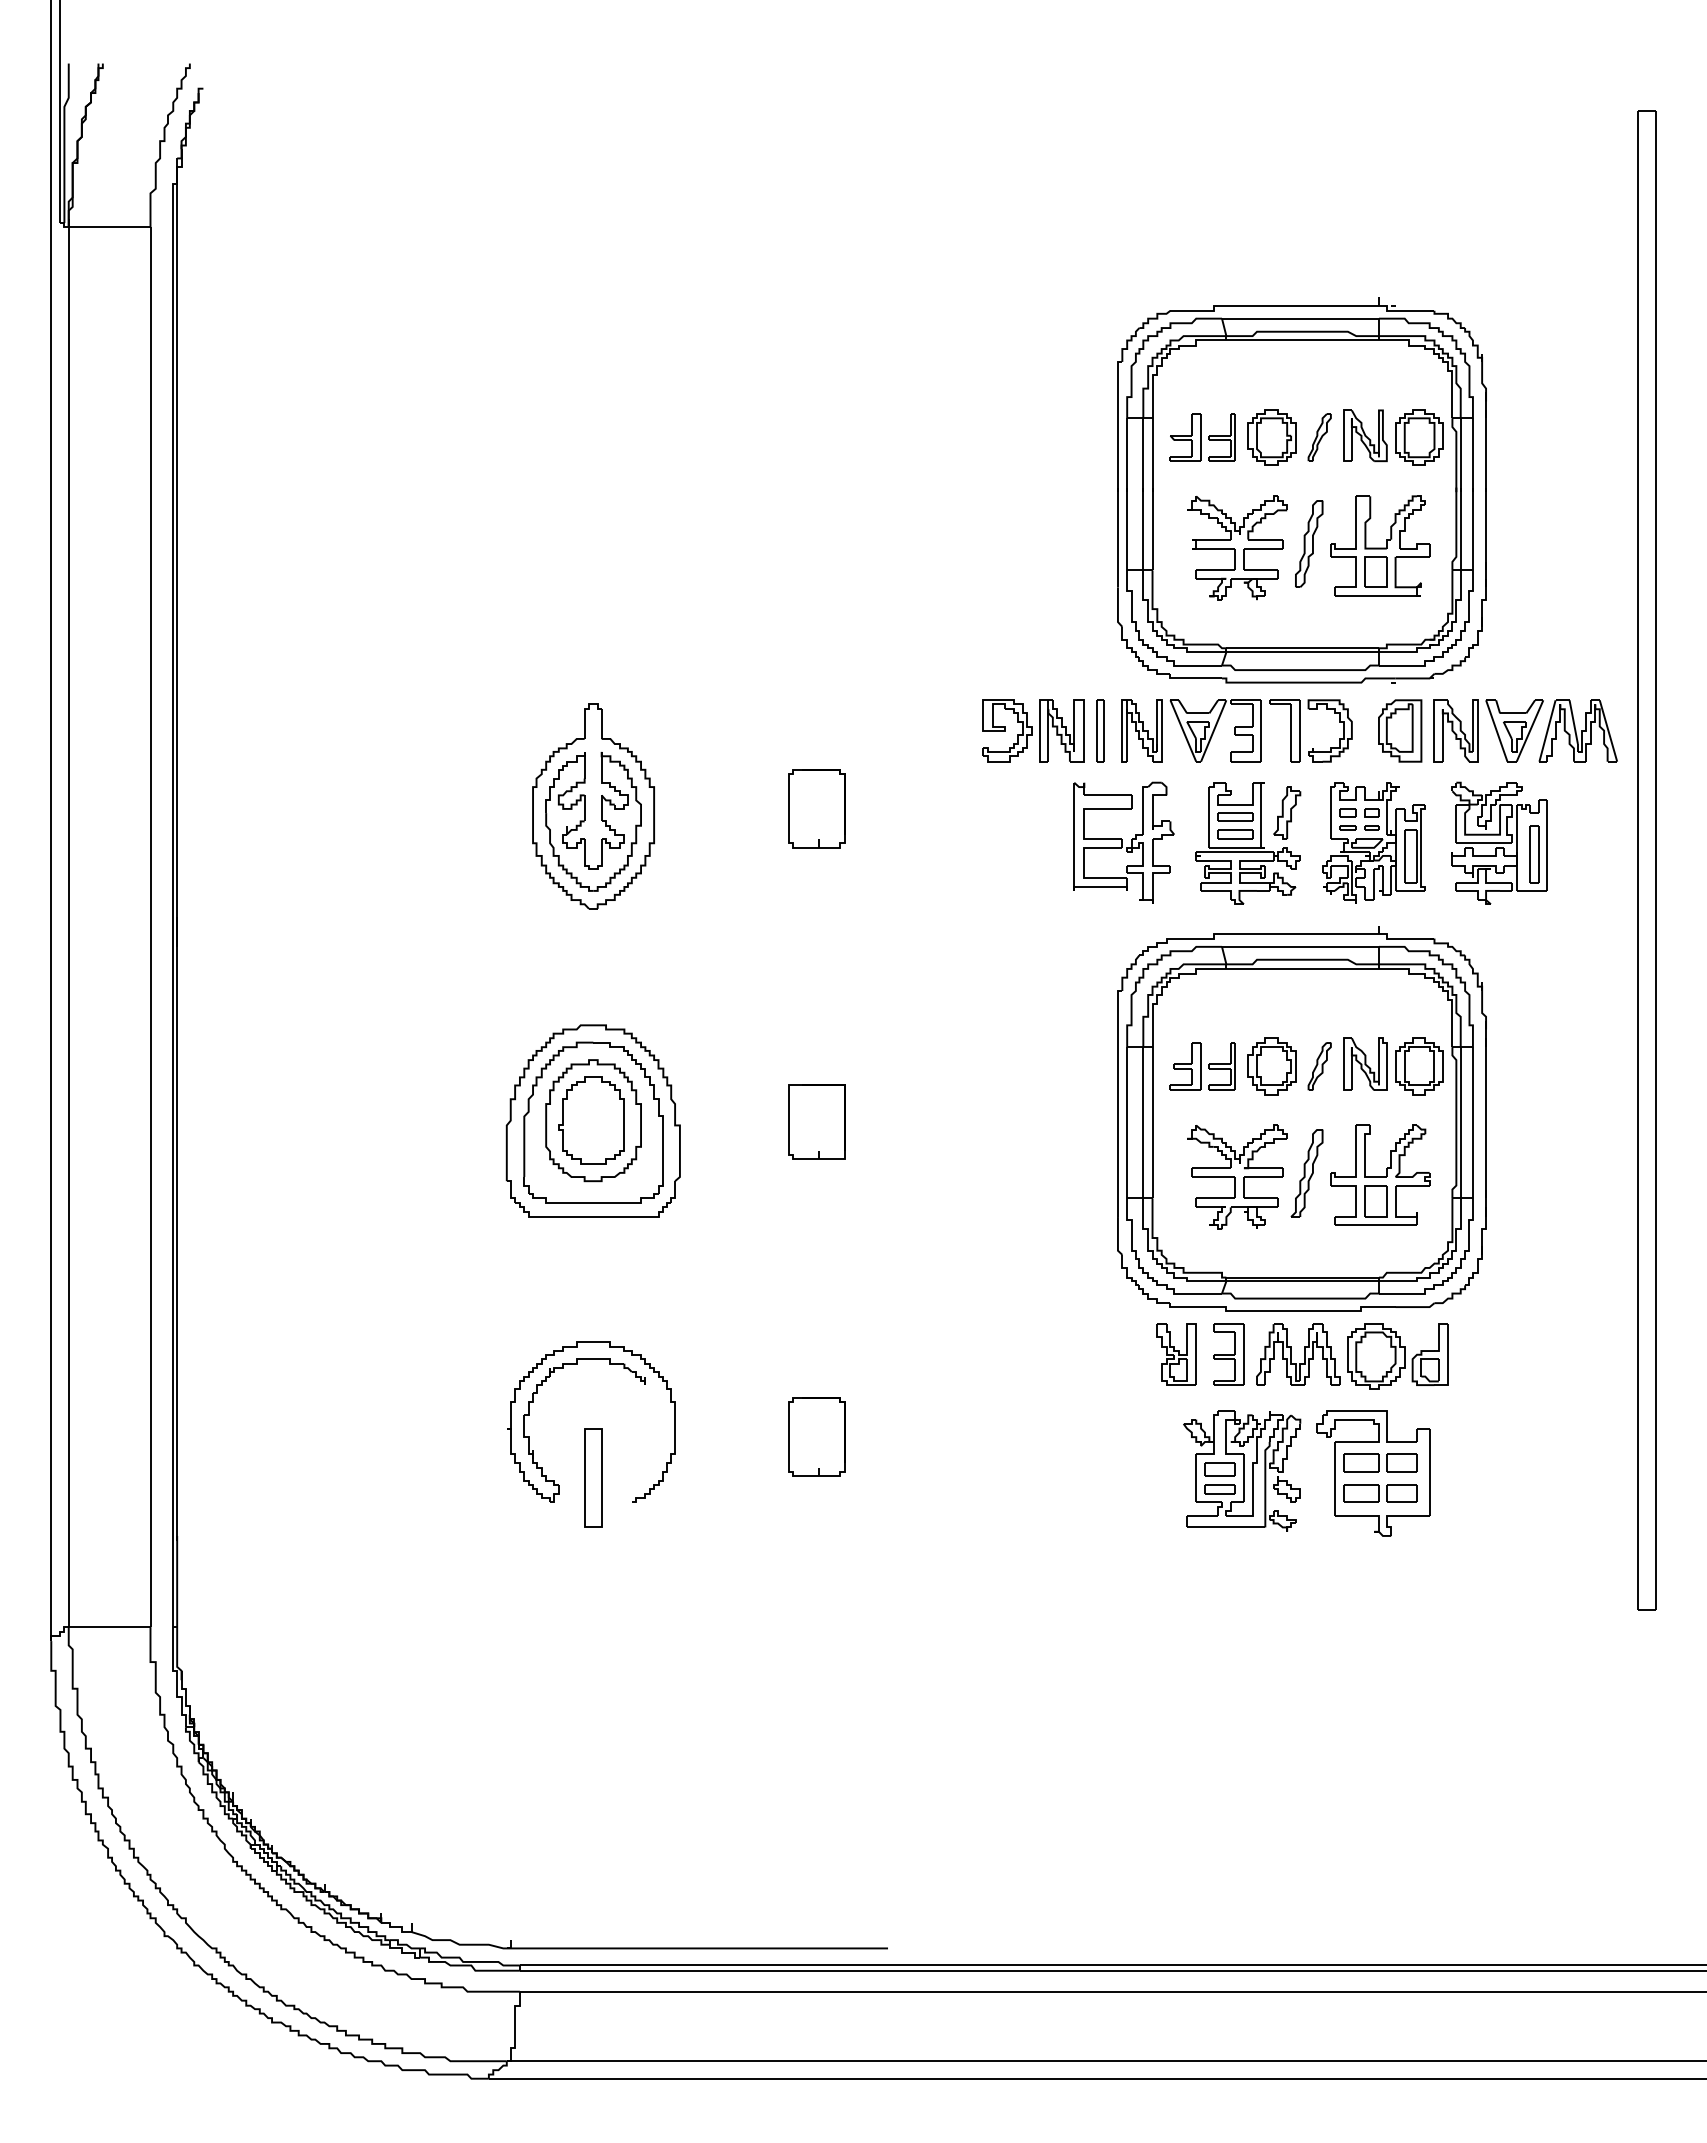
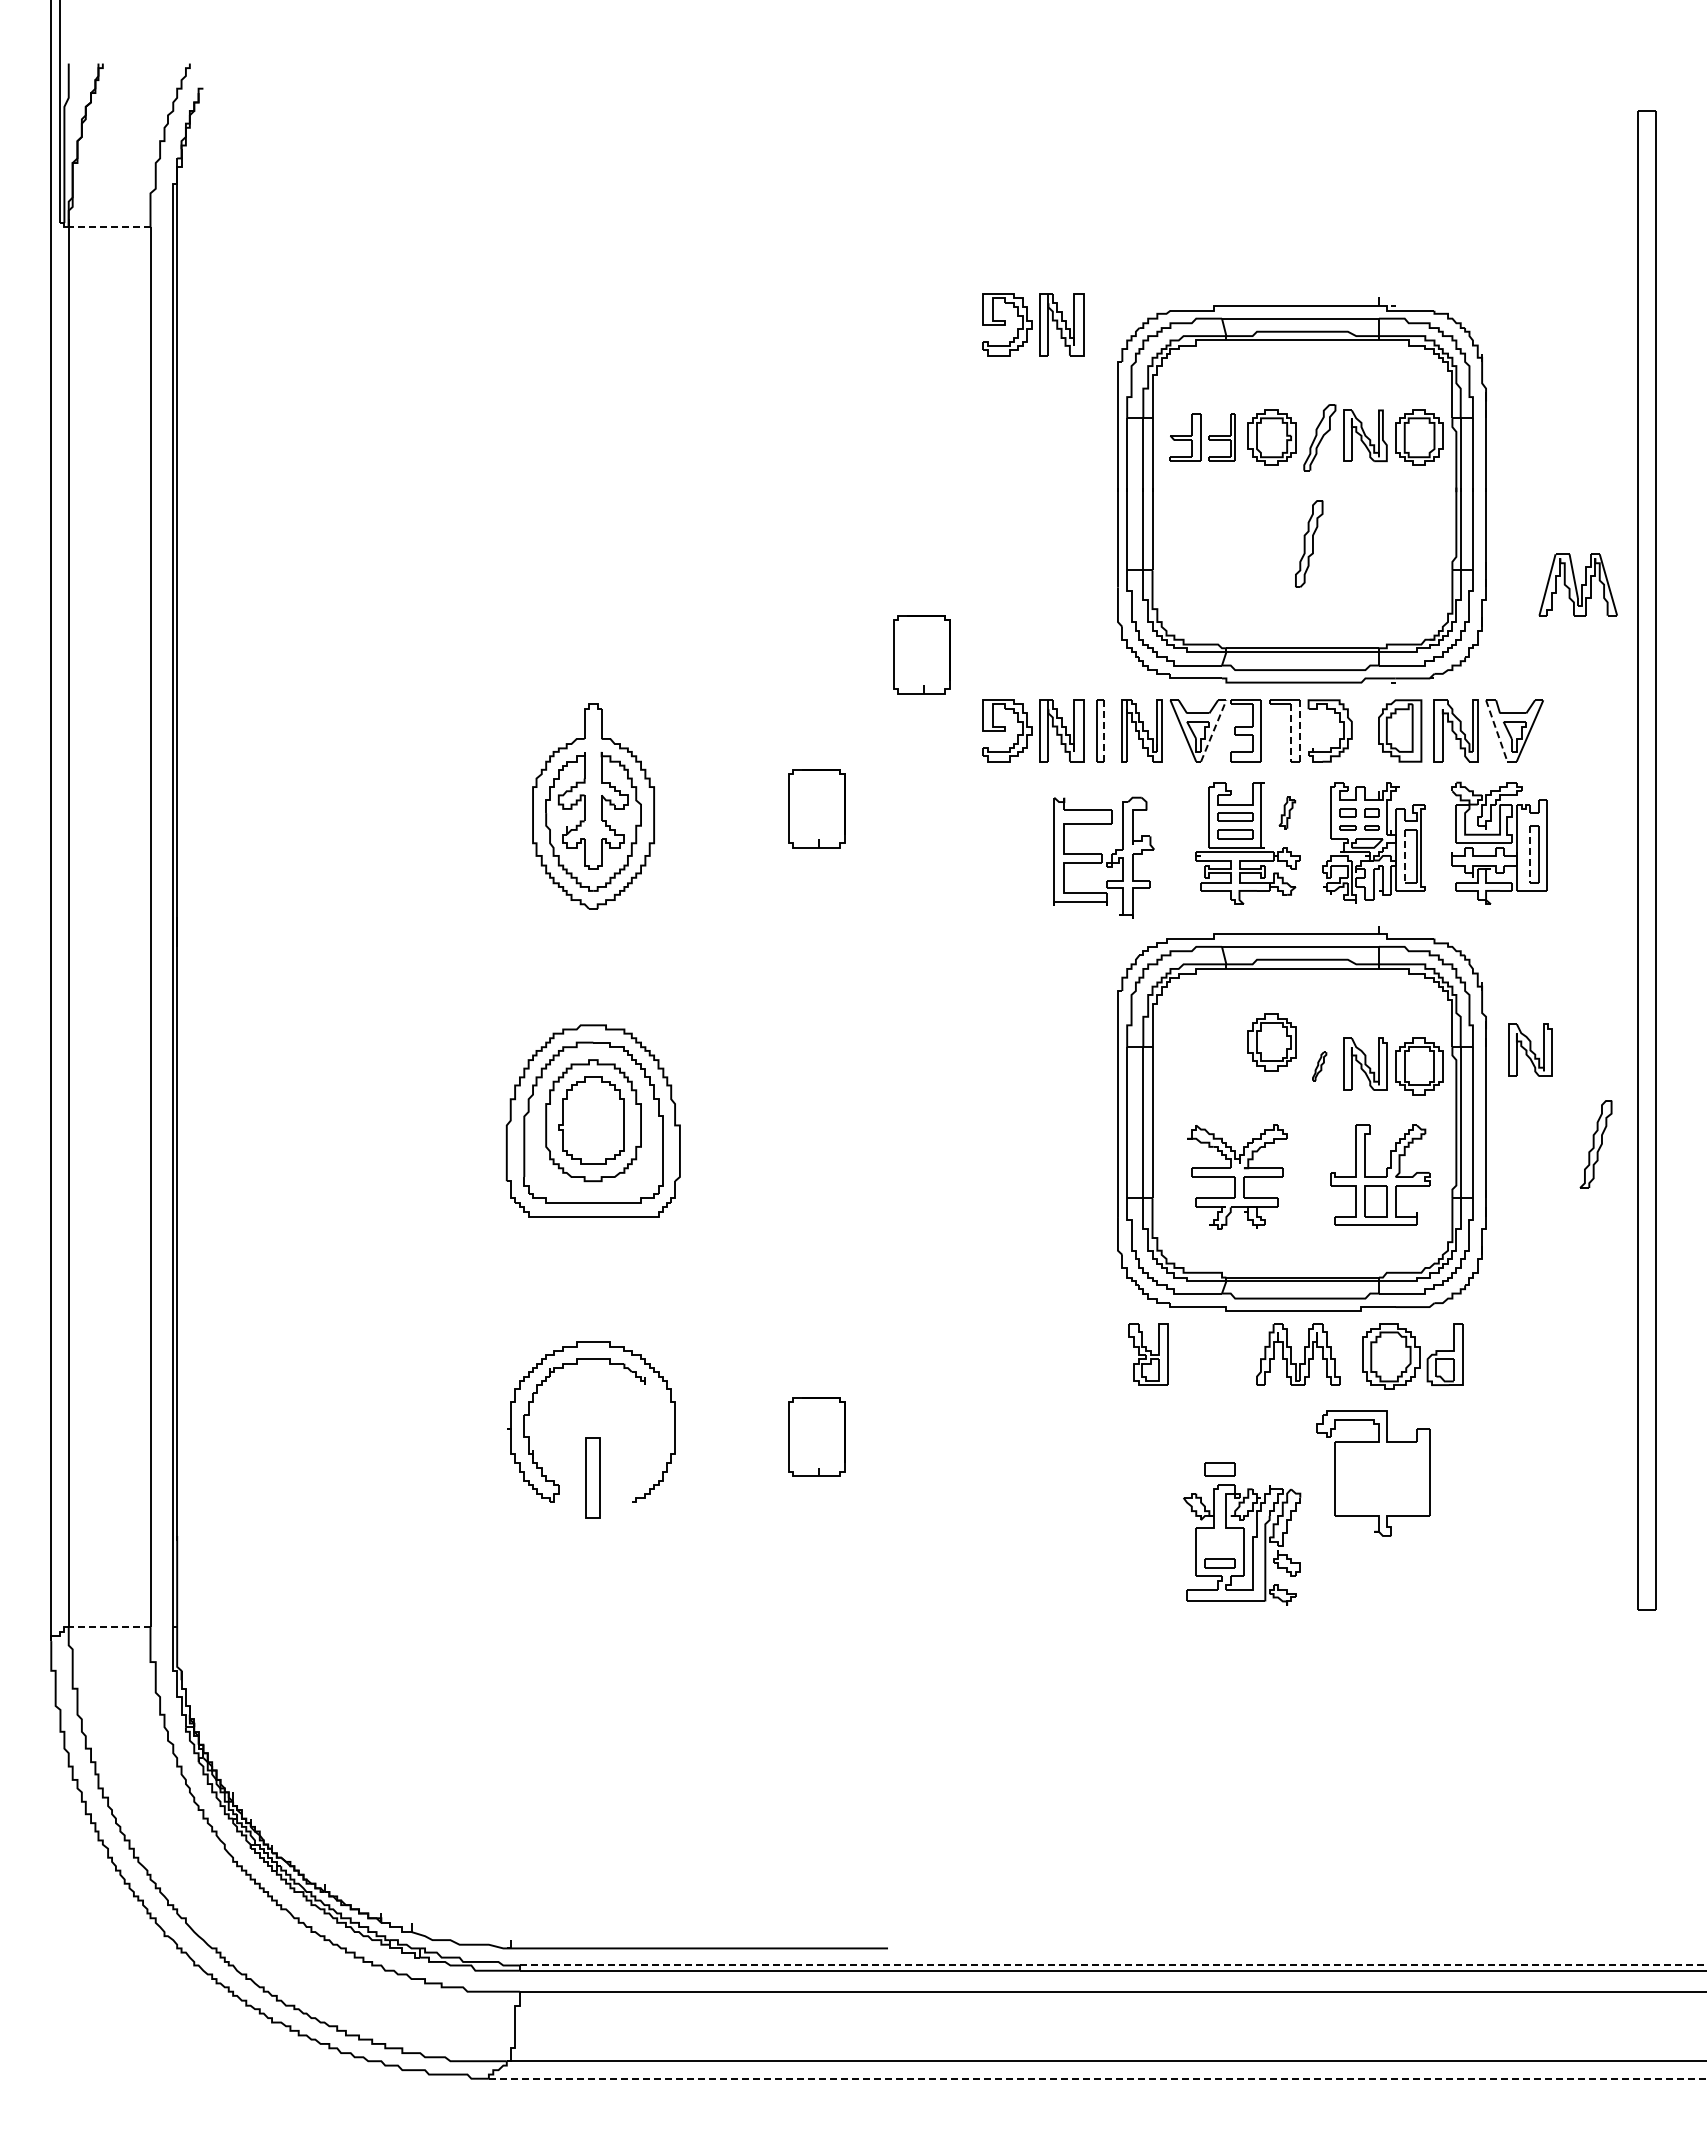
line: solid -> dashed (109, 227)
part: none -> present (1033, 324)
part size: 25x49 px -> 34x68 px (1319, 437)
part: present -> none (1380, 545)
part: present -> none (1237, 547)
part: none -> present (921, 654)
line: solid -> dashed (1213, 730)
part position: (1577, 730) -> (1577, 584) (1577, 584)
line: solid -> dashed (1104, 731)
line: solid -> dashed (1300, 731)
line: solid -> dashed (1496, 731)
line: solid -> dashed (1291, 732)
part size: 29x54 px -> 19x34 px (1287, 812)
part position: (1123, 842) -> (1103, 857) (1103, 857)
line: solid -> dashed (1530, 854)
line: solid -> dashed (1404, 856)
part: none -> present (1530, 1049)
part: present -> none (1202, 1066)
part position: (1271, 1066) -> (1271, 1042) (1271, 1042)
part size: 25x49 px -> 16x31 px (1319, 1066)
part: present -> none (816, 1121)
part position: (1306, 1173) -> (1595, 1144) (1595, 1144)
part position: (1176, 1354) -> (1148, 1354) (1148, 1354)
part: present -> none (1228, 1354)
part position: (1397, 1356) -> (1412, 1356) (1412, 1356)
part: present -> none (1380, 1462)
part position: (1242, 1470) -> (1242, 1544) (1242, 1544)
part size: 19x100 px -> 16x82 px (592, 1477)
part: present -> none (1380, 1493)
line: solid -> dashed (109, 1627)
line: solid -> dashed (1113, 1965)
line: solid -> dashed (1098, 2078)
